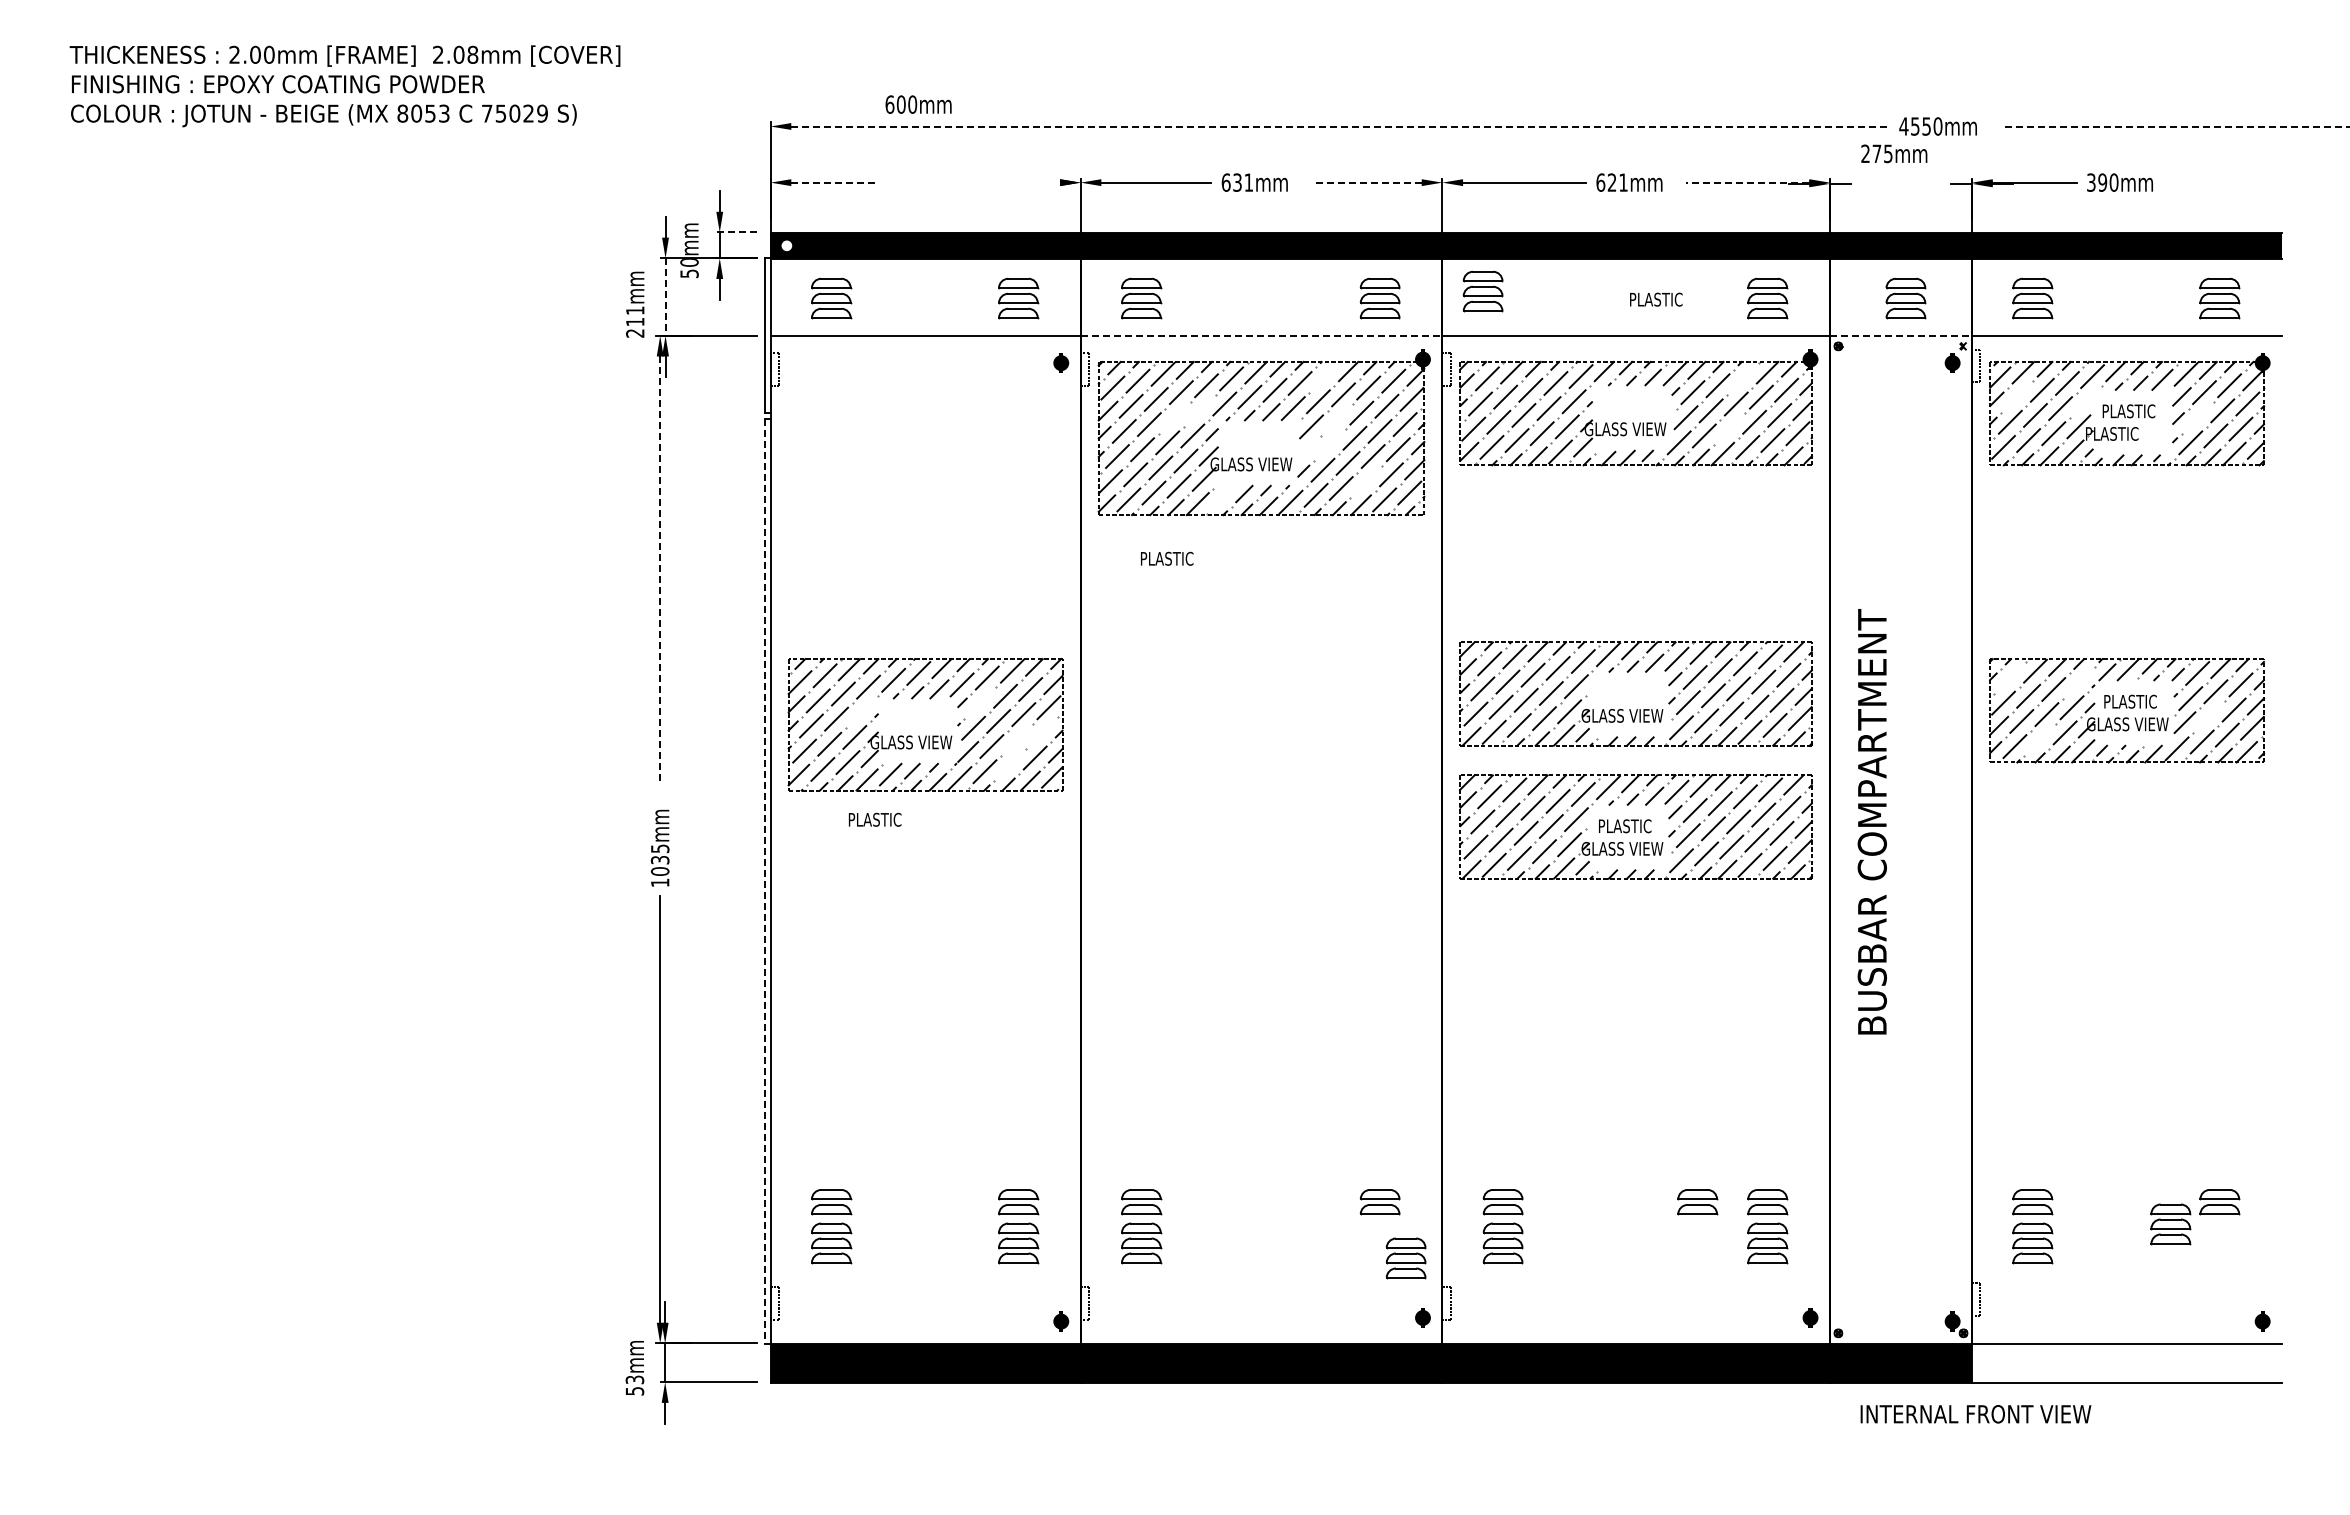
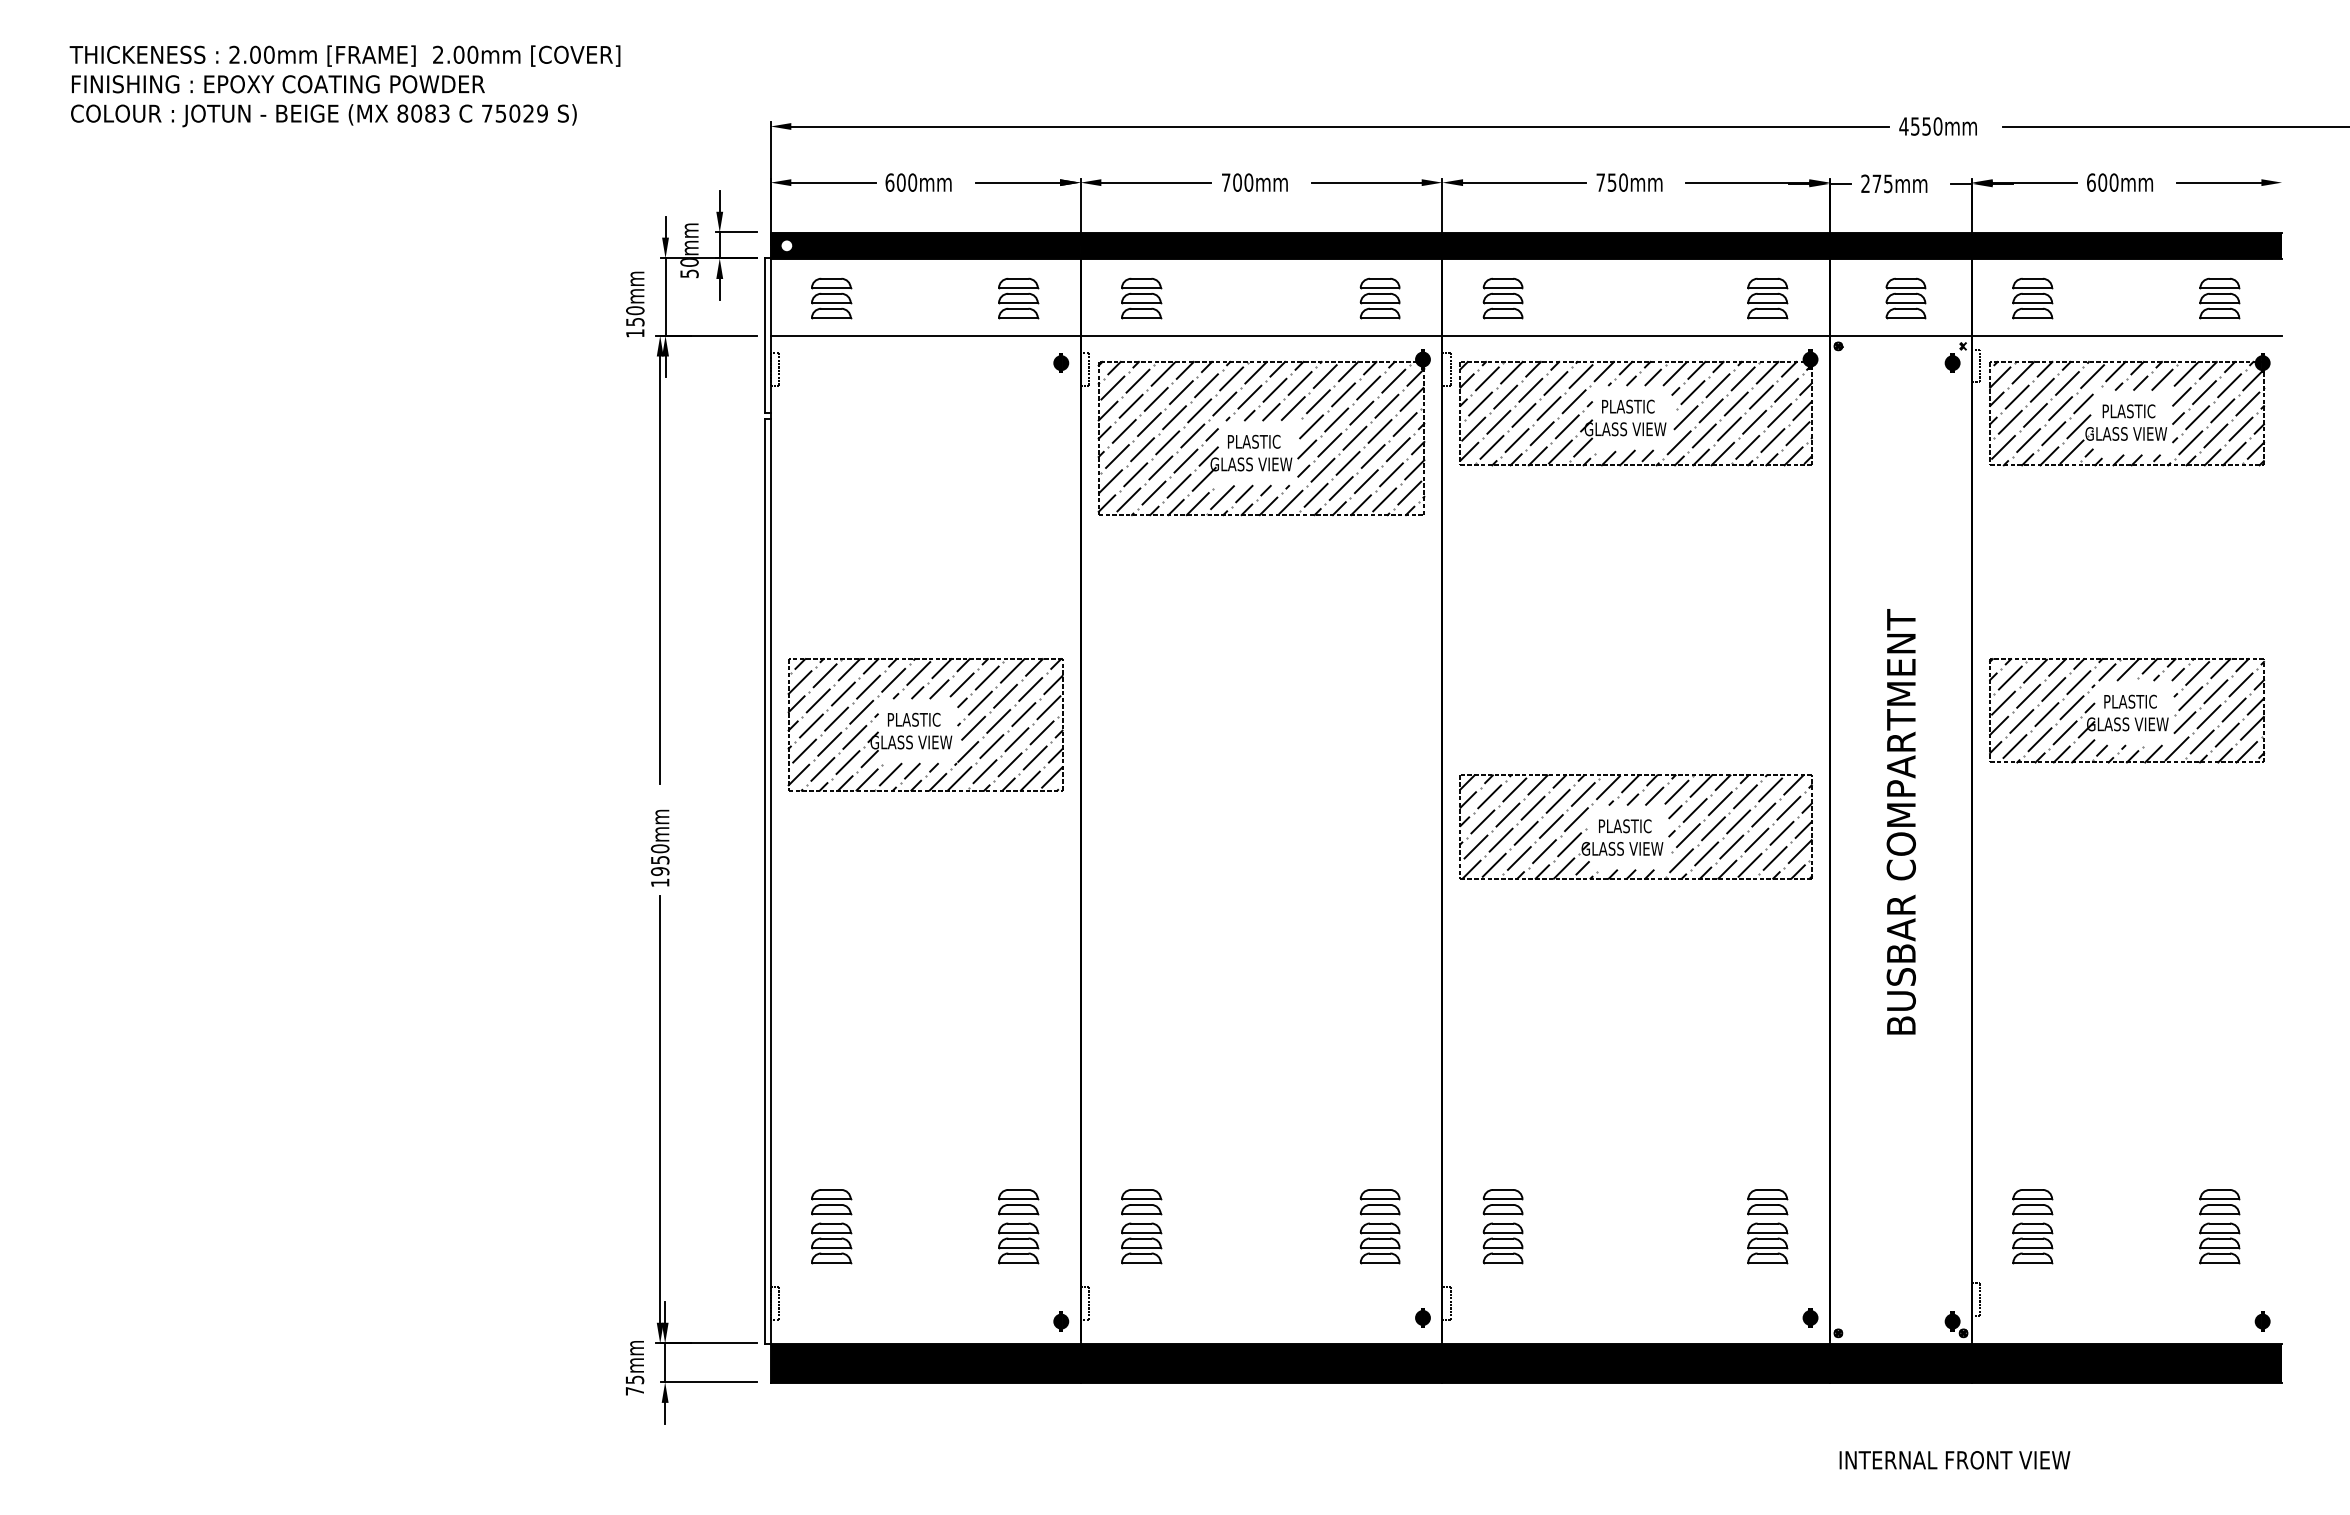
text: 2.08mm -> 2.00mm (472, 54)
text position: (918, 104) -> (918, 182) (918, 182)
text: 8053 -> 8083 (430, 113)
line: dashed -> solid (1340, 126)
line: dashed -> solid (2176, 126)
text position: (1894, 153) -> (1894, 183) (1894, 183)
line: dashed -> solid (834, 182)
line: none -> present (1017, 182)
text: 631mm -> 700mm (1237, 182)
line: dashed -> solid (1366, 182)
text: 621mm -> 750mm (1611, 182)
line: dashed -> solid (1747, 182)
text: 390mm -> 600mm (2096, 182)
part: none -> present (2228, 182)
line: dashed -> solid (736, 232)
part position: (1482, 291) -> (1502, 298) (1502, 298)
line: dashed -> solid (665, 297)
text position: (1656, 299) -> (1628, 406) (1628, 406)
text: 211mm -> 150mm (635, 321)
line: dashed -> solid (1261, 336)
line: dashed -> solid (1901, 336)
line: none -> present (1324, 376)
line: none -> present (1742, 378)
line: none -> present (2016, 396)
line: none -> present (2083, 403)
line: none -> present (1199, 410)
line: none -> present (1174, 417)
line: none -> present (2197, 417)
line: none -> present (1336, 419)
line: none -> present (1729, 428)
text: PLASTIC -> GLASS VIEW (2126, 433)
line: none -> present (1329, 444)
line: none -> present (1307, 449)
line: none -> present (1365, 481)
line: none -> present (1222, 497)
text position: (1167, 558) -> (1254, 441) (1254, 441)
line: dashed -> solid (660, 570)
line: none -> present (2009, 677)
line: none -> present (2078, 682)
line: none -> present (980, 702)
part: present -> none (1636, 709)
line: none -> present (861, 711)
line: none -> present (2208, 716)
line: none -> present (1041, 732)
line: none -> present (1016, 739)
line: none -> present (2039, 739)
line: none -> present (1009, 764)
text position: (875, 819) -> (914, 719) (914, 719)
text position: (1871, 821) -> (1900, 821) (1900, 821)
text: 1035mm -> 1950mm (659, 859)
line: dashed -> solid (765, 881)
part: present -> none (1697, 1202)
part position: (2170, 1224) -> (2219, 1243) (2219, 1243)
part position: (1405, 1258) -> (1379, 1243) (1379, 1243)
fill: none -> present (2127, 1362)
text: 53mm -> 75mm (634, 1385)
text position: (1975, 1414) -> (1954, 1460) (1954, 1460)
